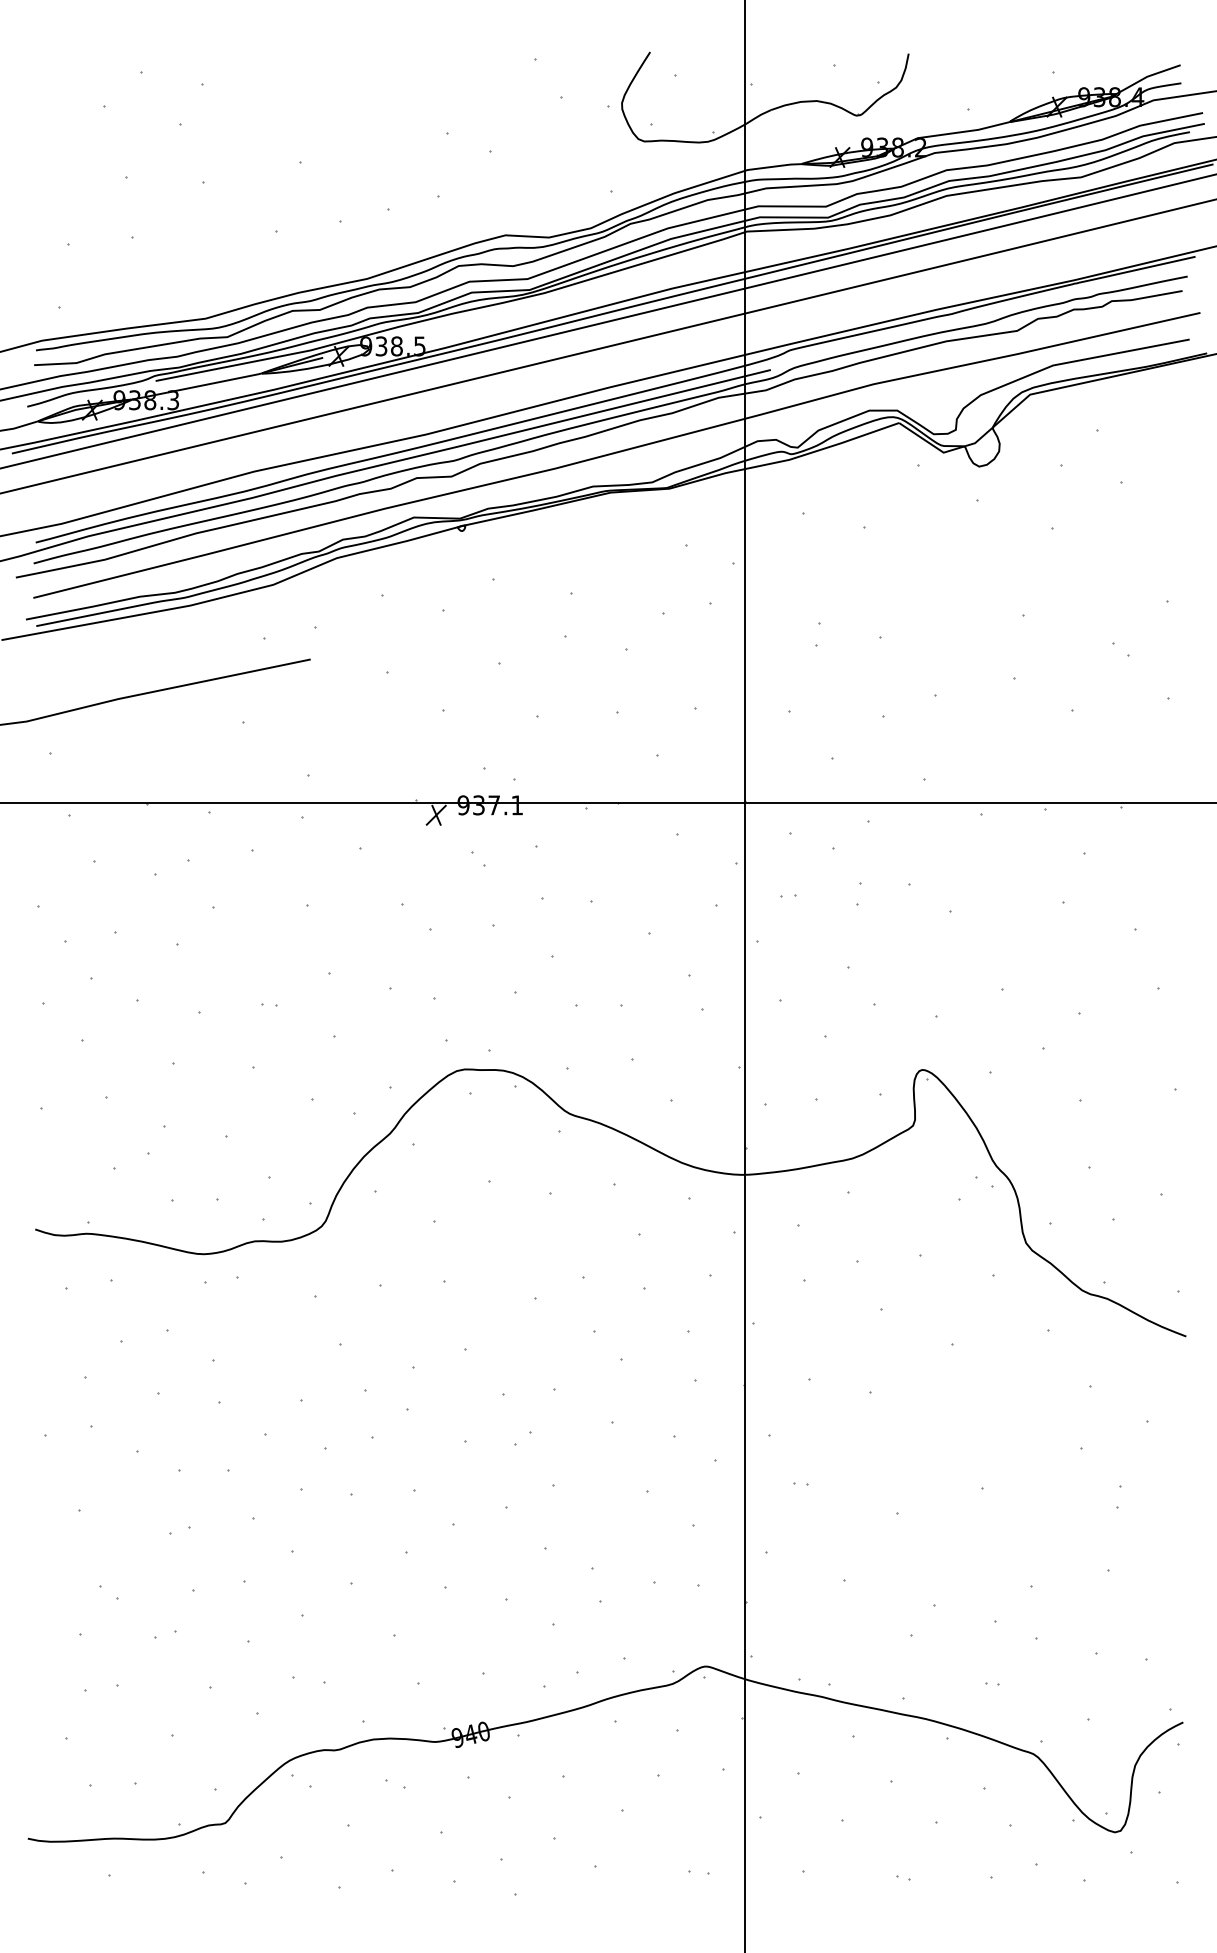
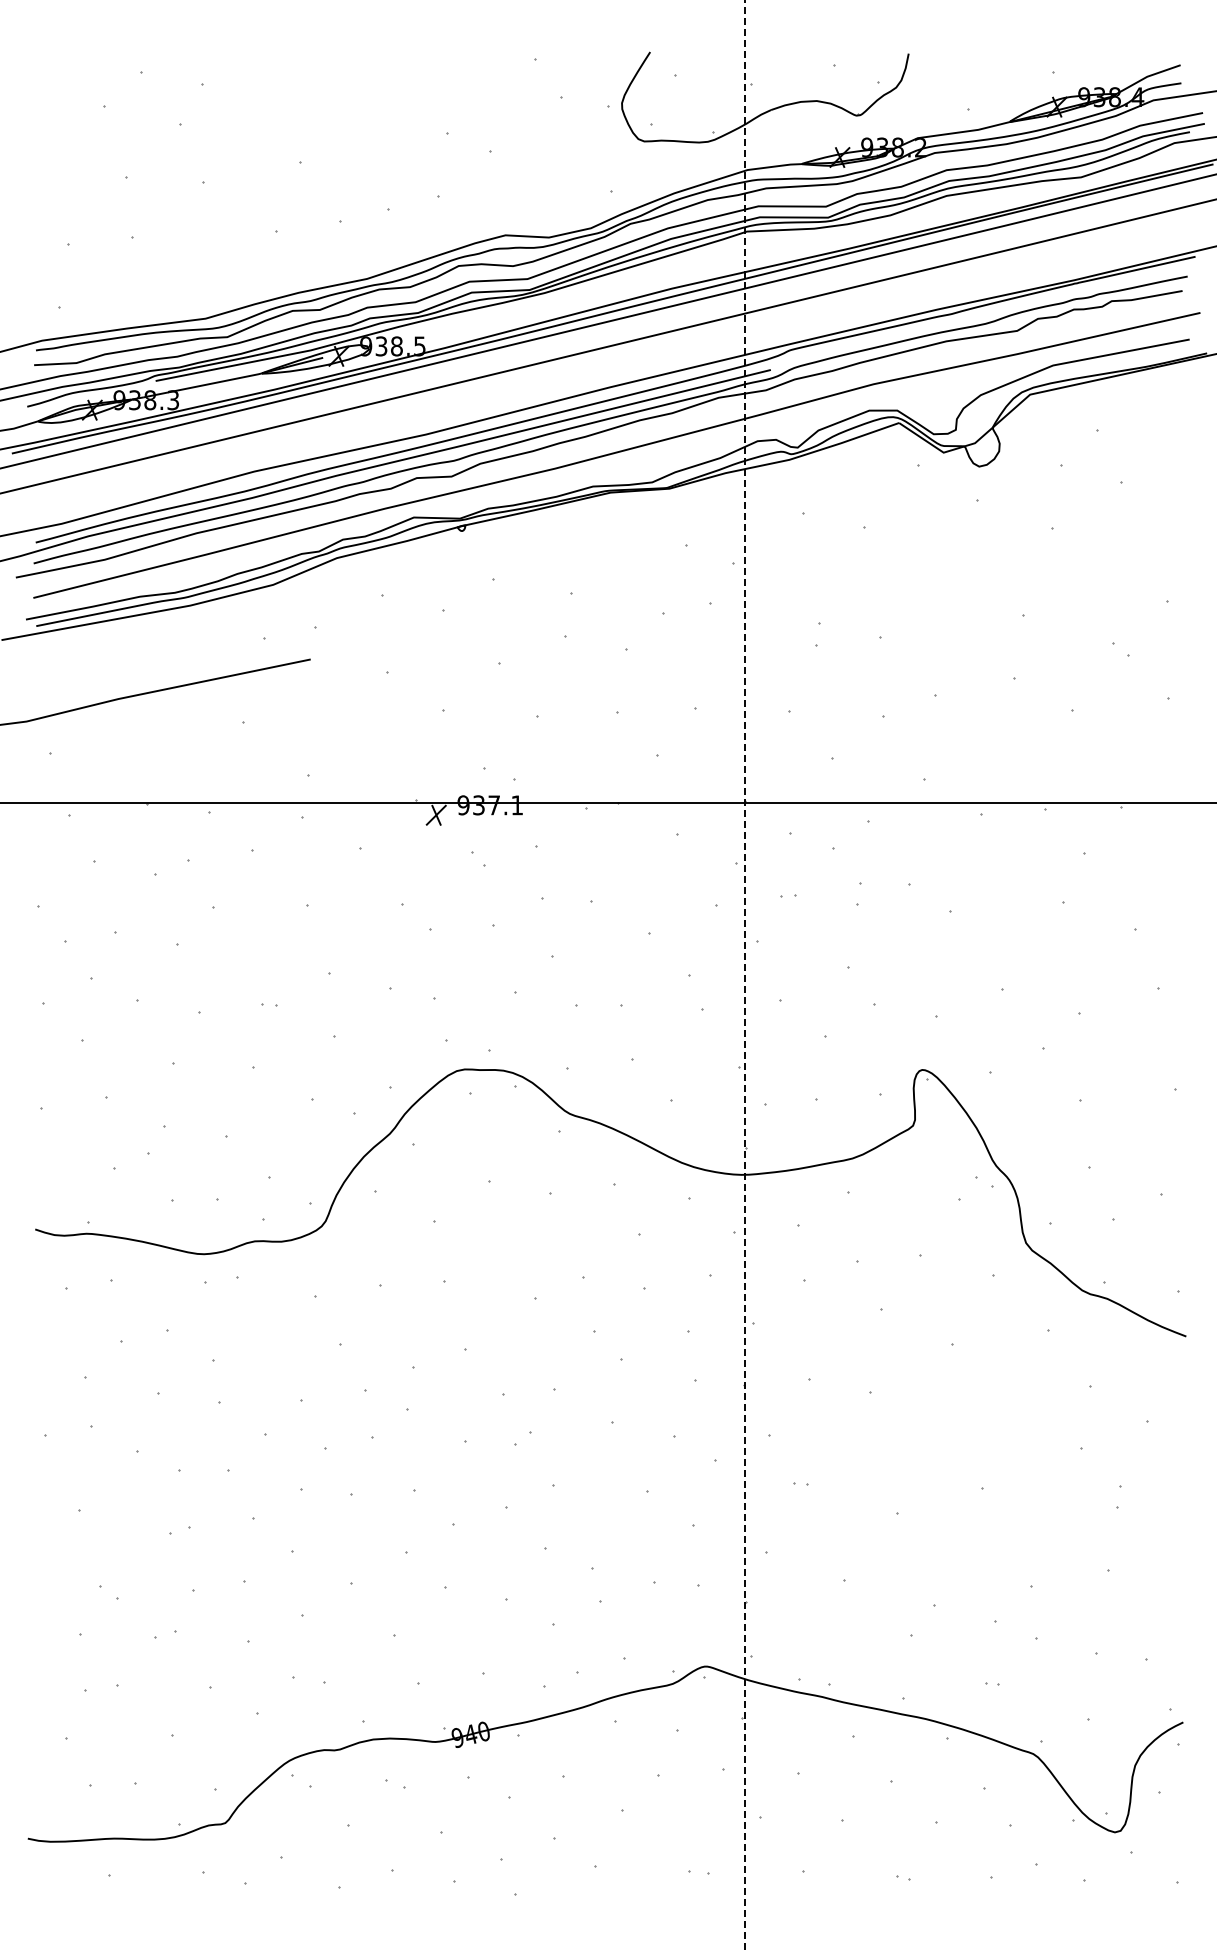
line: solid -> dashed (744, 976)
